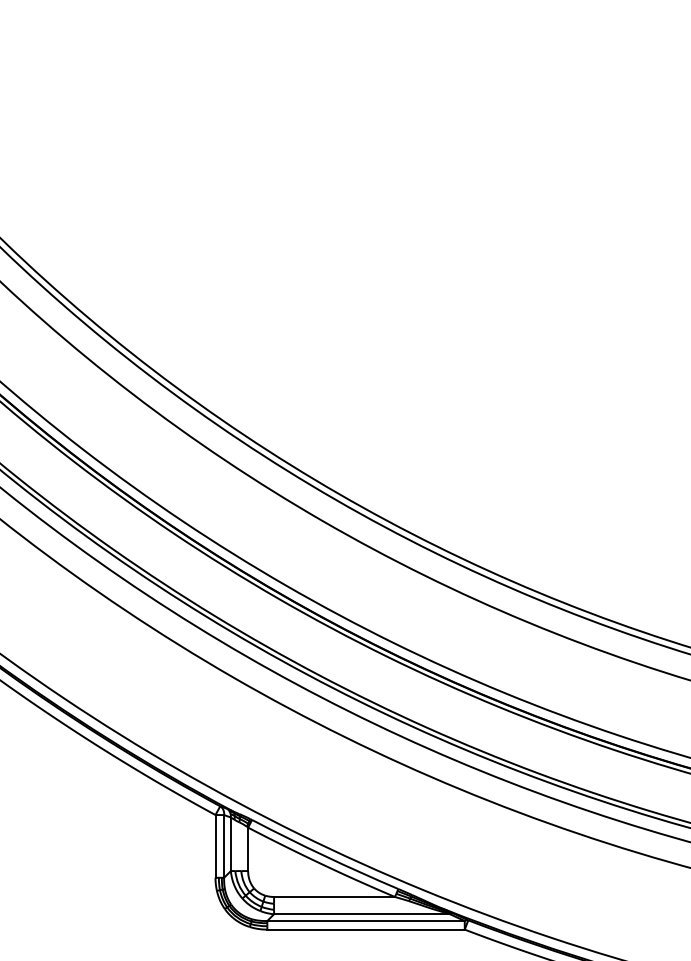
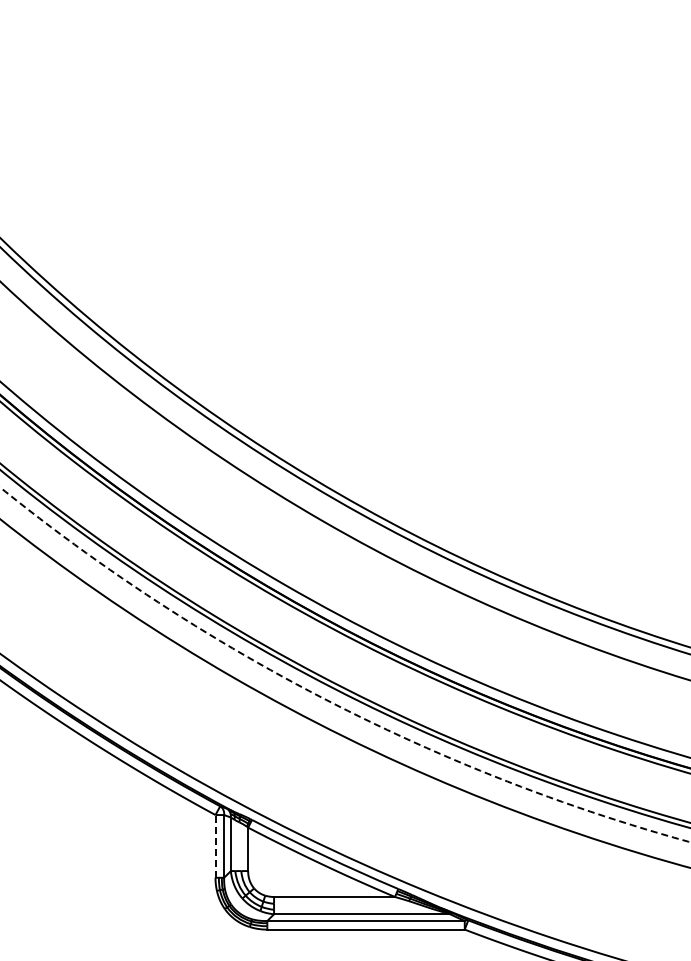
arc: solid -> dashed (326, 699)
line: solid -> dashed (215, 845)
